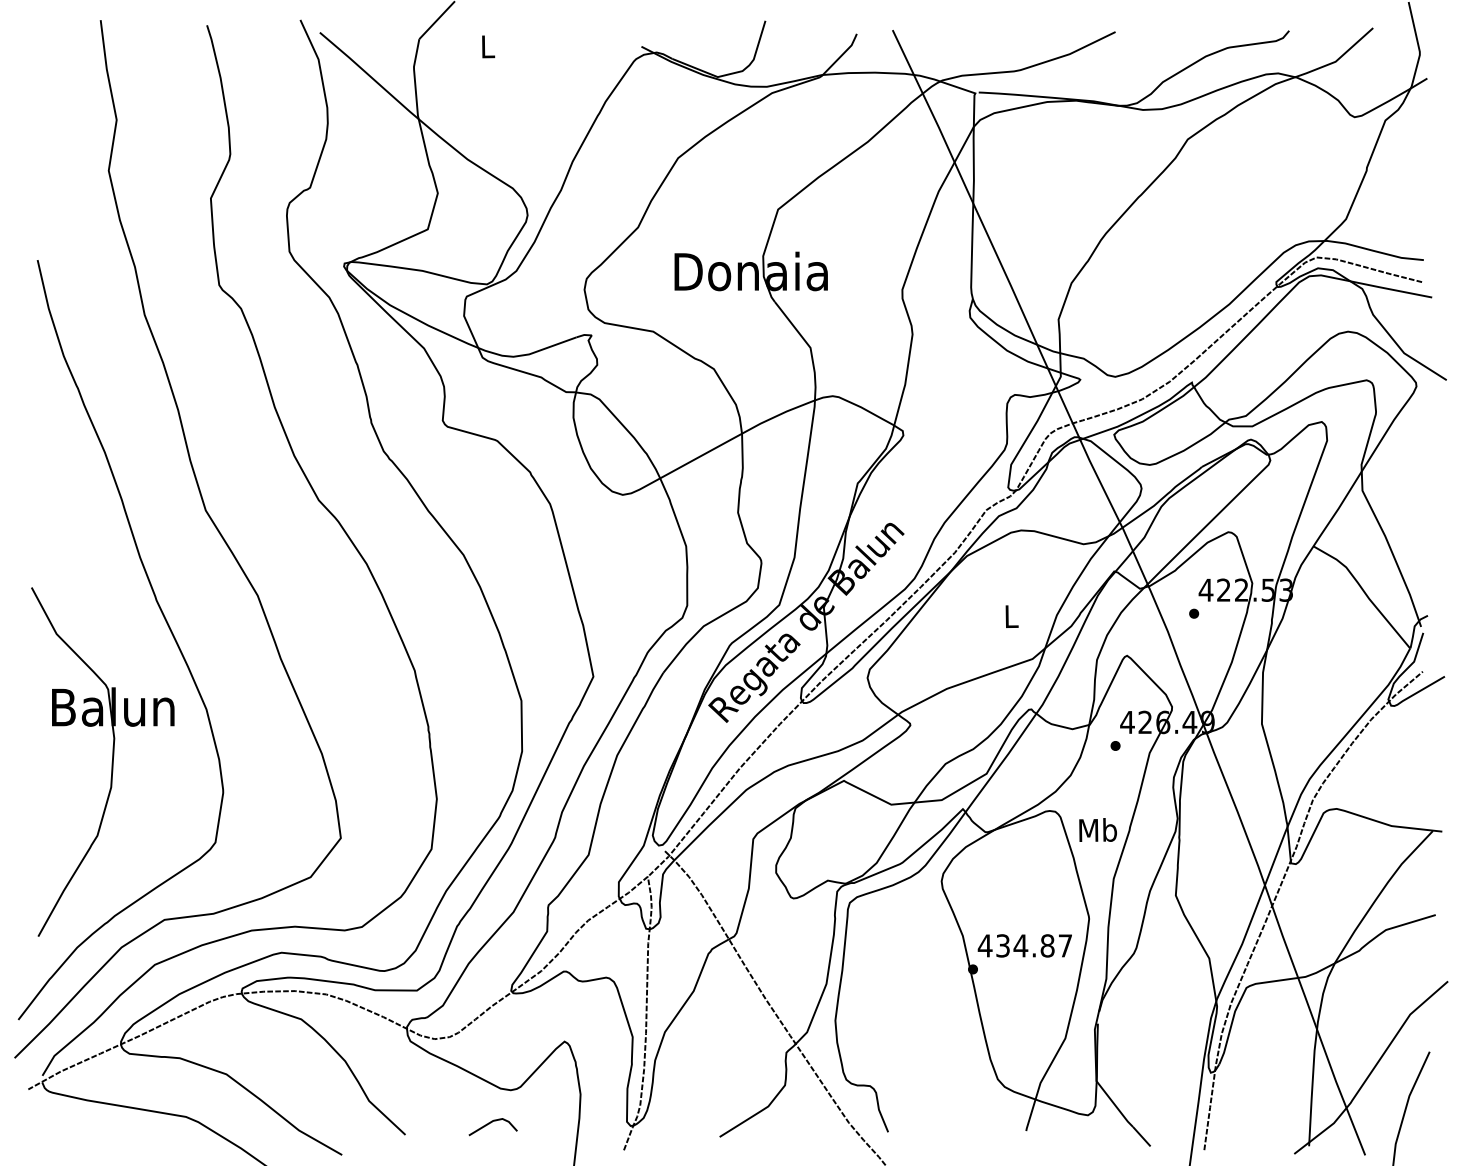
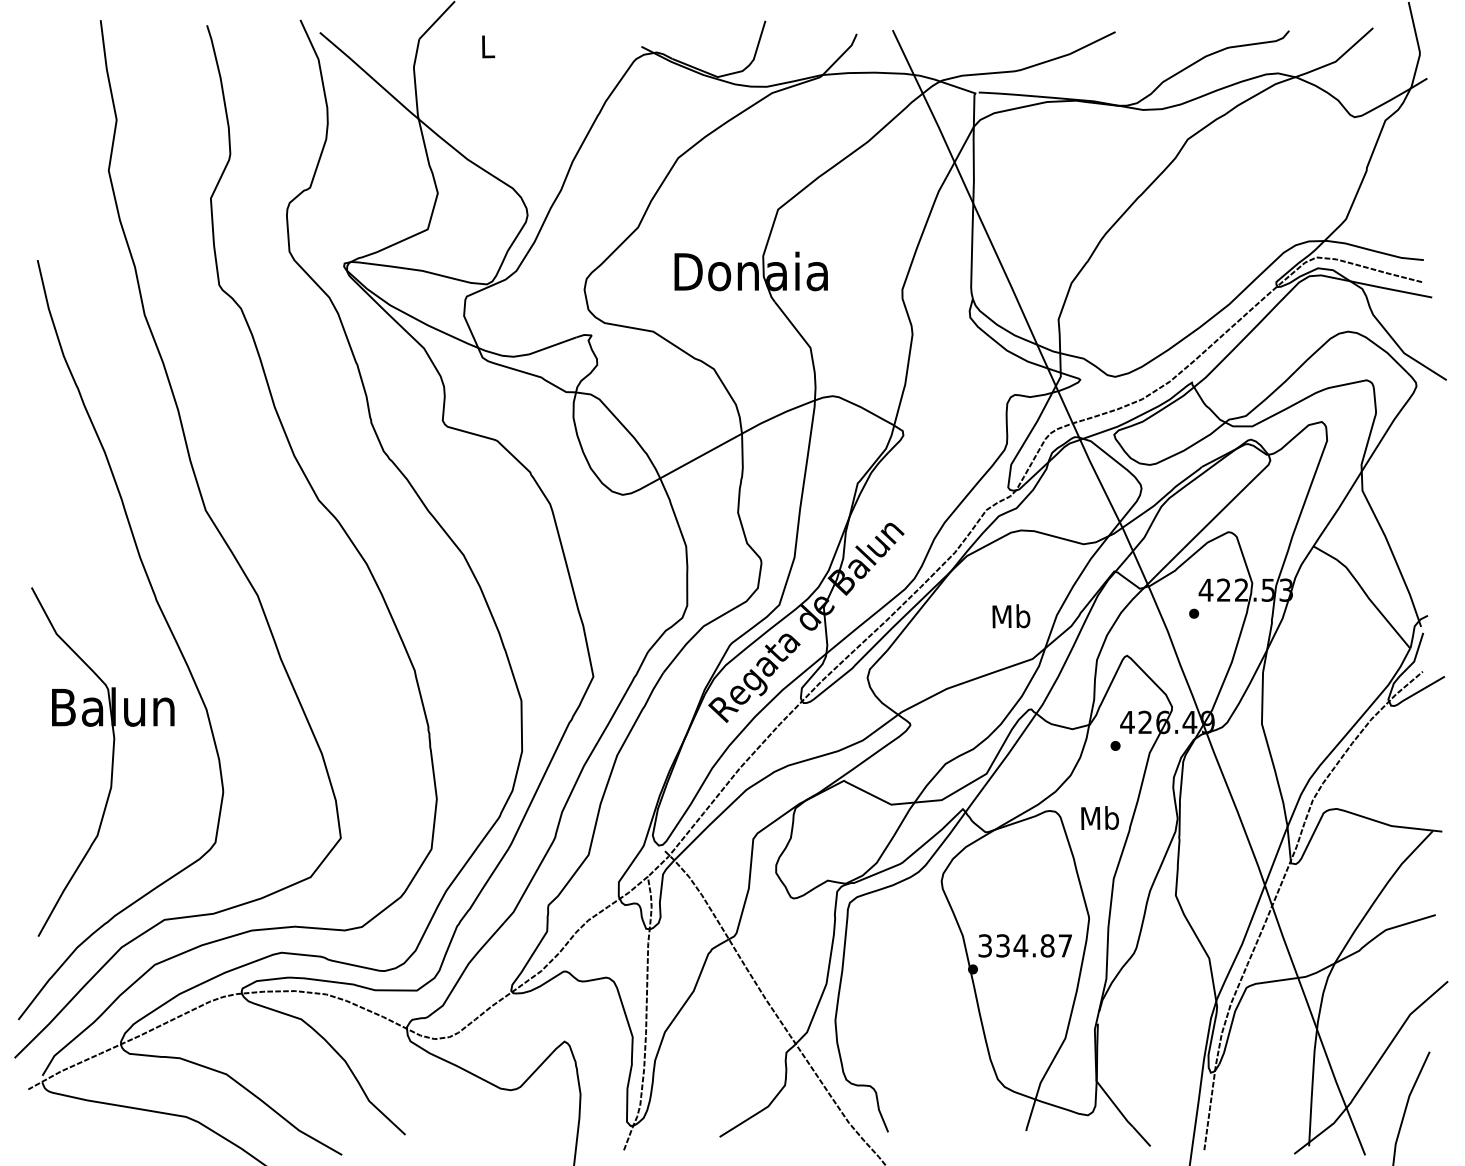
text: L -> Mb (1011, 616)
text position: (1097, 829) -> (1099, 817) (1099, 817)
text: 434.87 -> 334.87 (984, 945)
line: present -> none (491, 1123)
